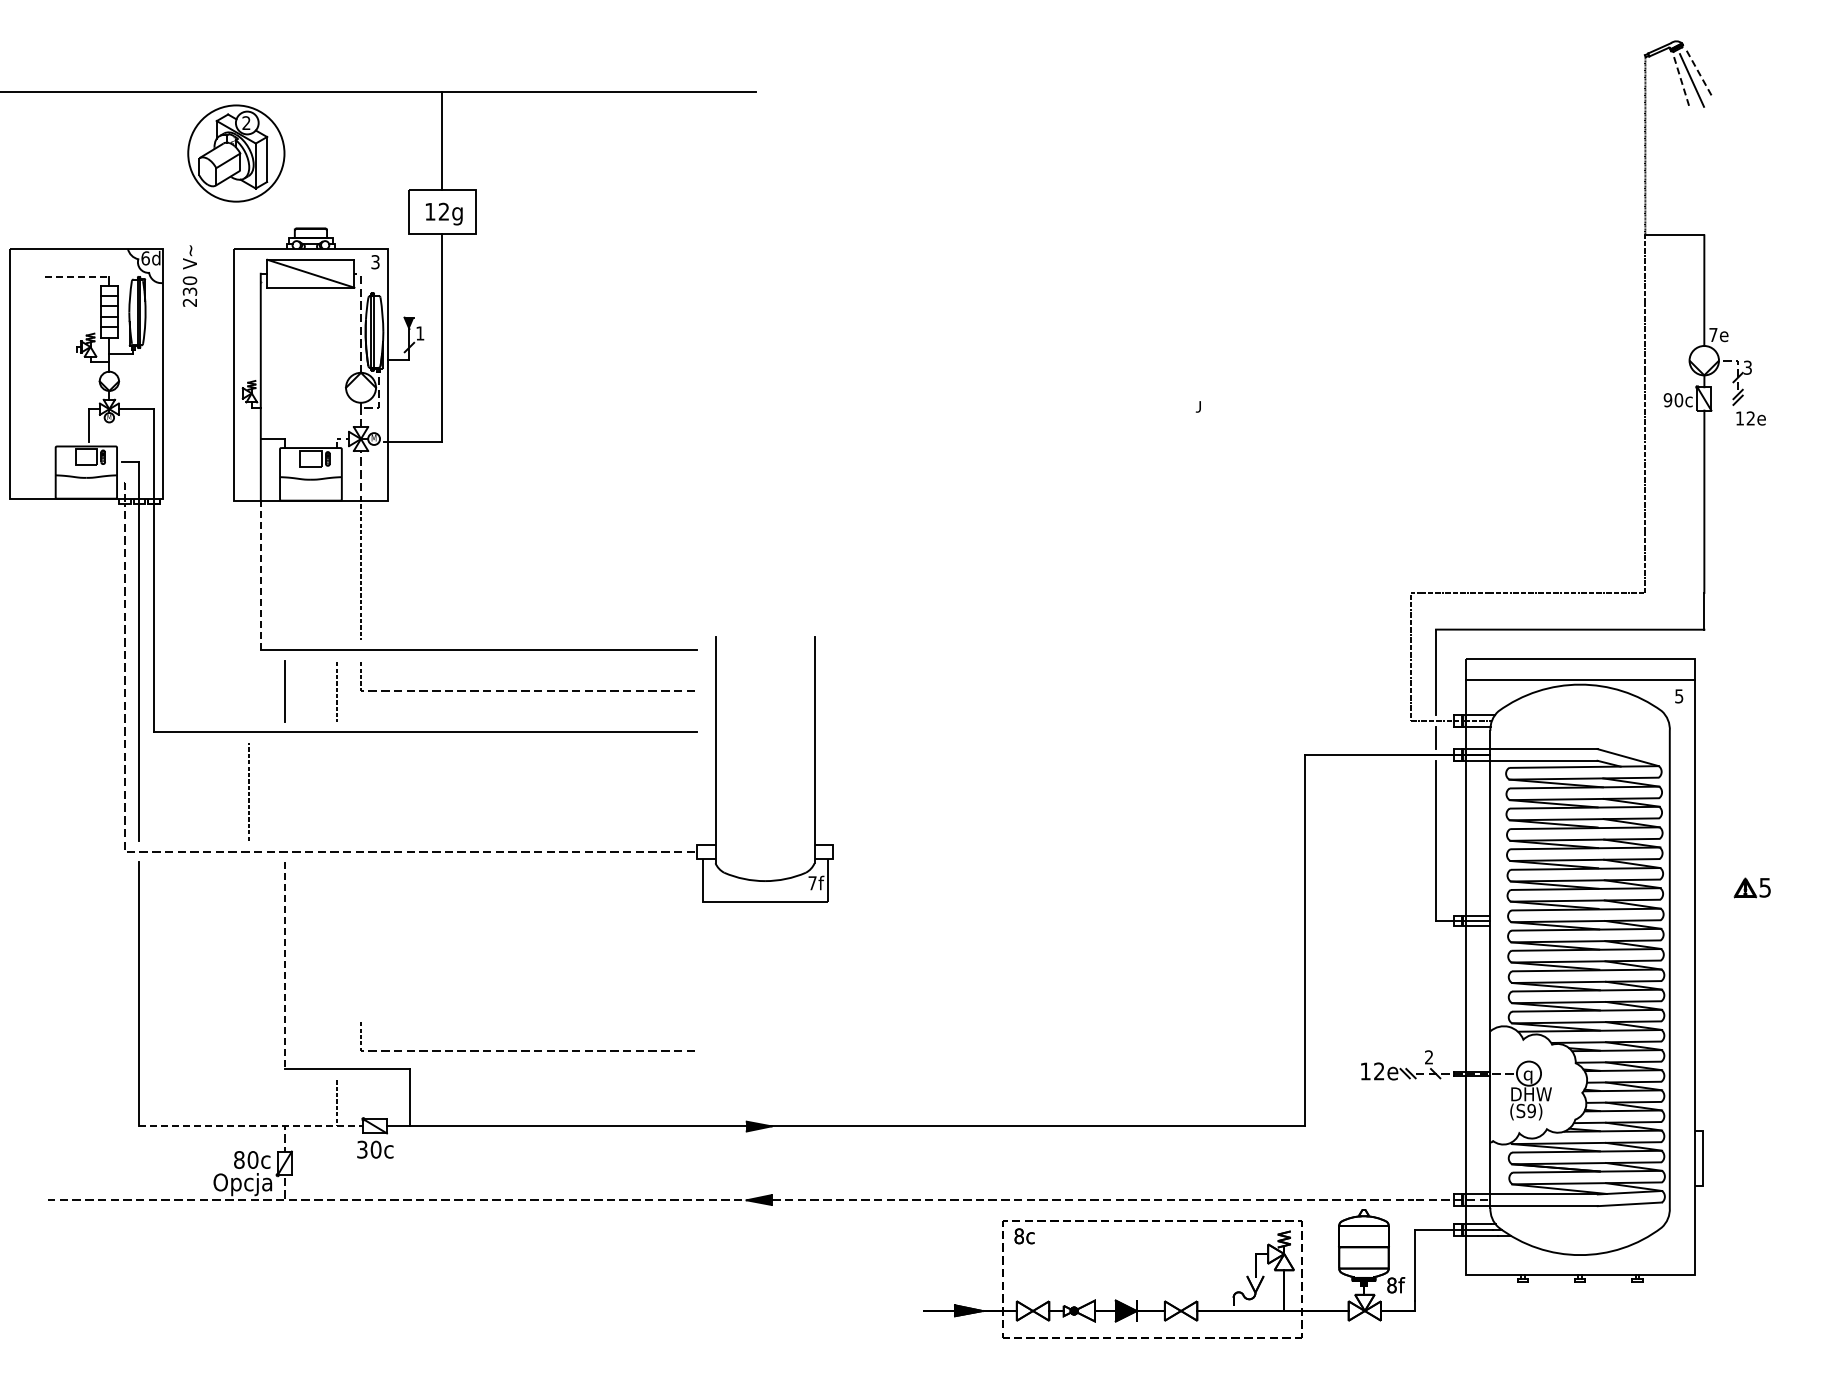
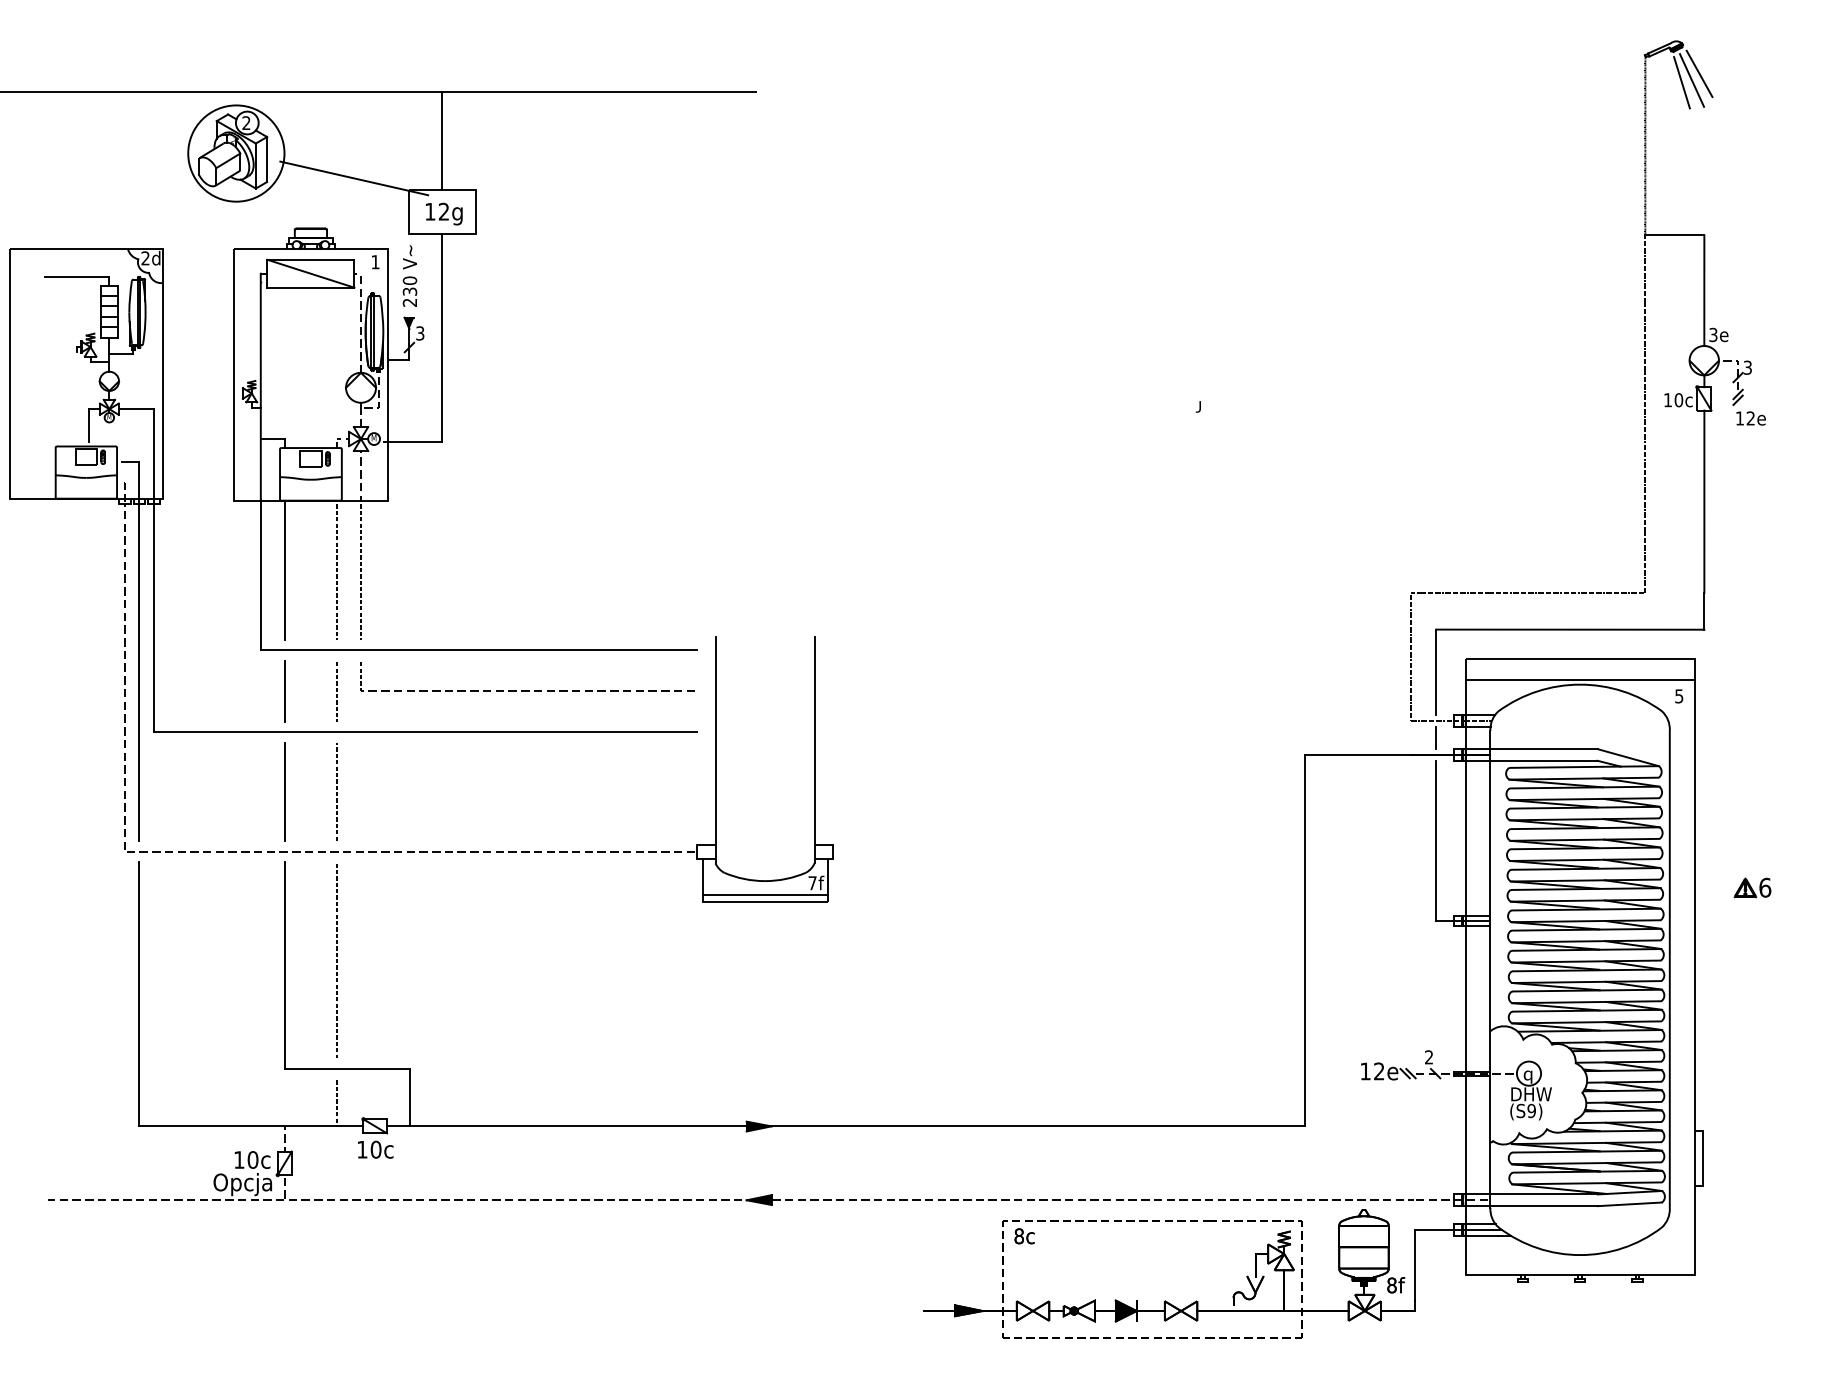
line: dashed -> solid (1699, 74)
line: dashed -> solid (1681, 82)
line: none -> present (354, 178)
text: 6d -> 2d (145, 258)
text: 3 -> 1 (375, 262)
text position: (189, 275) -> (409, 275) (409, 275)
line: dashed -> solid (77, 277)
text: 1 -> 3 (420, 333)
text: 7e -> 3e (1713, 334)
text: 90c -> 10c (1667, 400)
line: none -> present (284, 569)
line: none -> present (337, 569)
line: dashed -> solid (260, 575)
line: none -> present (284, 791)
line position: (248, 792) -> (336, 792) (336, 792)
text: 5 -> 6 (1765, 887)
line: none -> present (764, 894)
line: none -> present (336, 960)
line: dashed -> solid (284, 965)
part: present -> none (527, 1050)
line: dashed -> solid (251, 1126)
text: 30c -> 10c (362, 1149)
text: 80c -> 10c (239, 1159)
